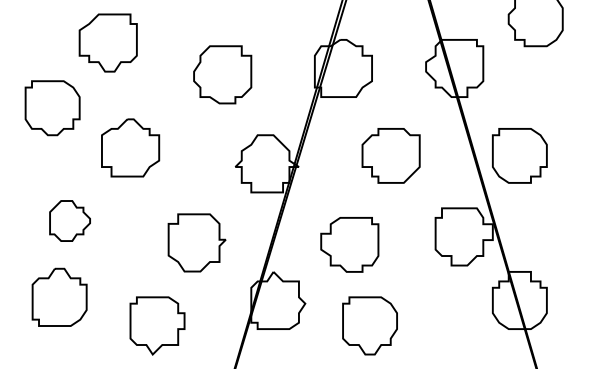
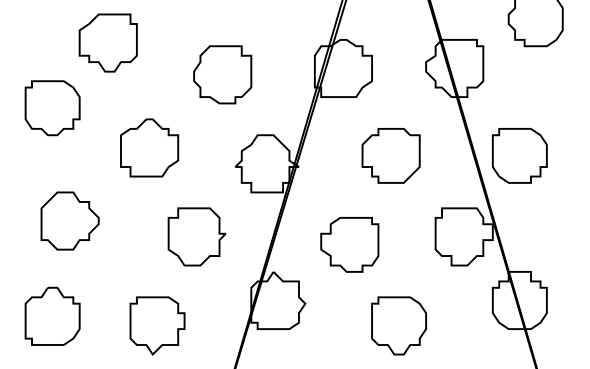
part position: (130, 147) -> (149, 147) (149, 147)
part size: 42x42 px -> 60x60 px (69, 220)
part position: (196, 242) -> (196, 236) (196, 236)
part position: (59, 296) -> (52, 315) (52, 315)
part position: (369, 325) -> (398, 325) (398, 325)
